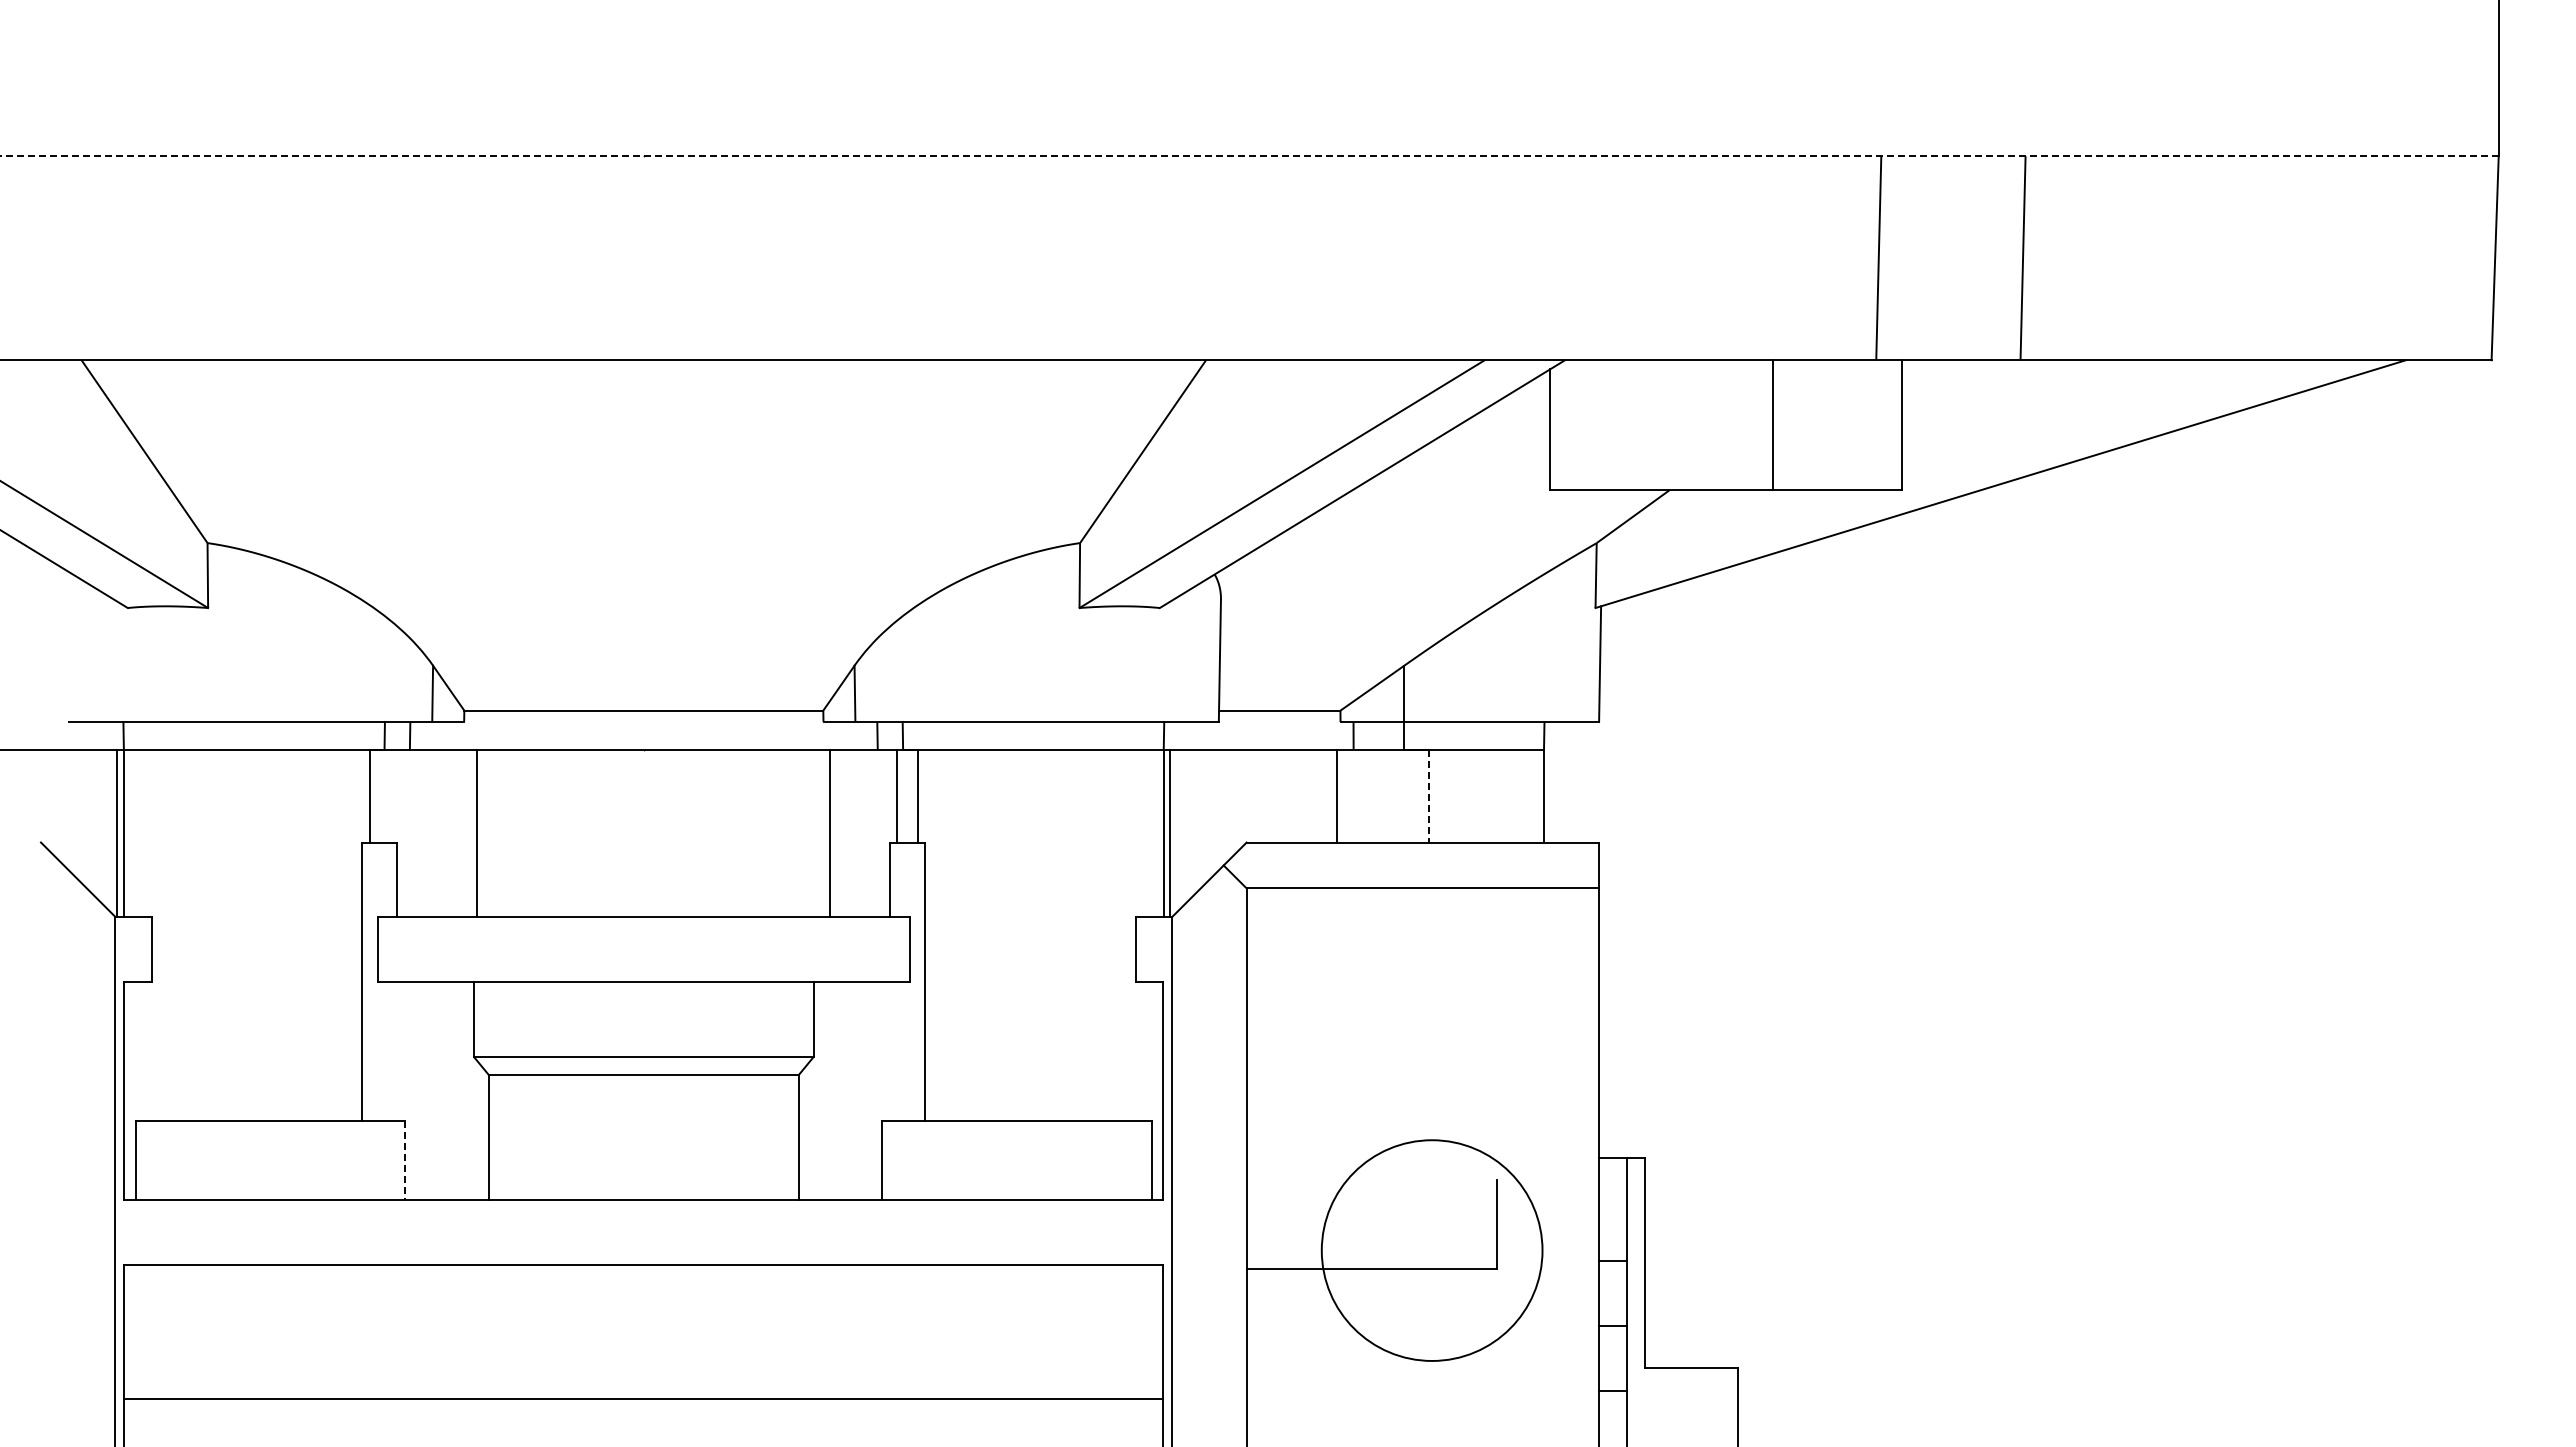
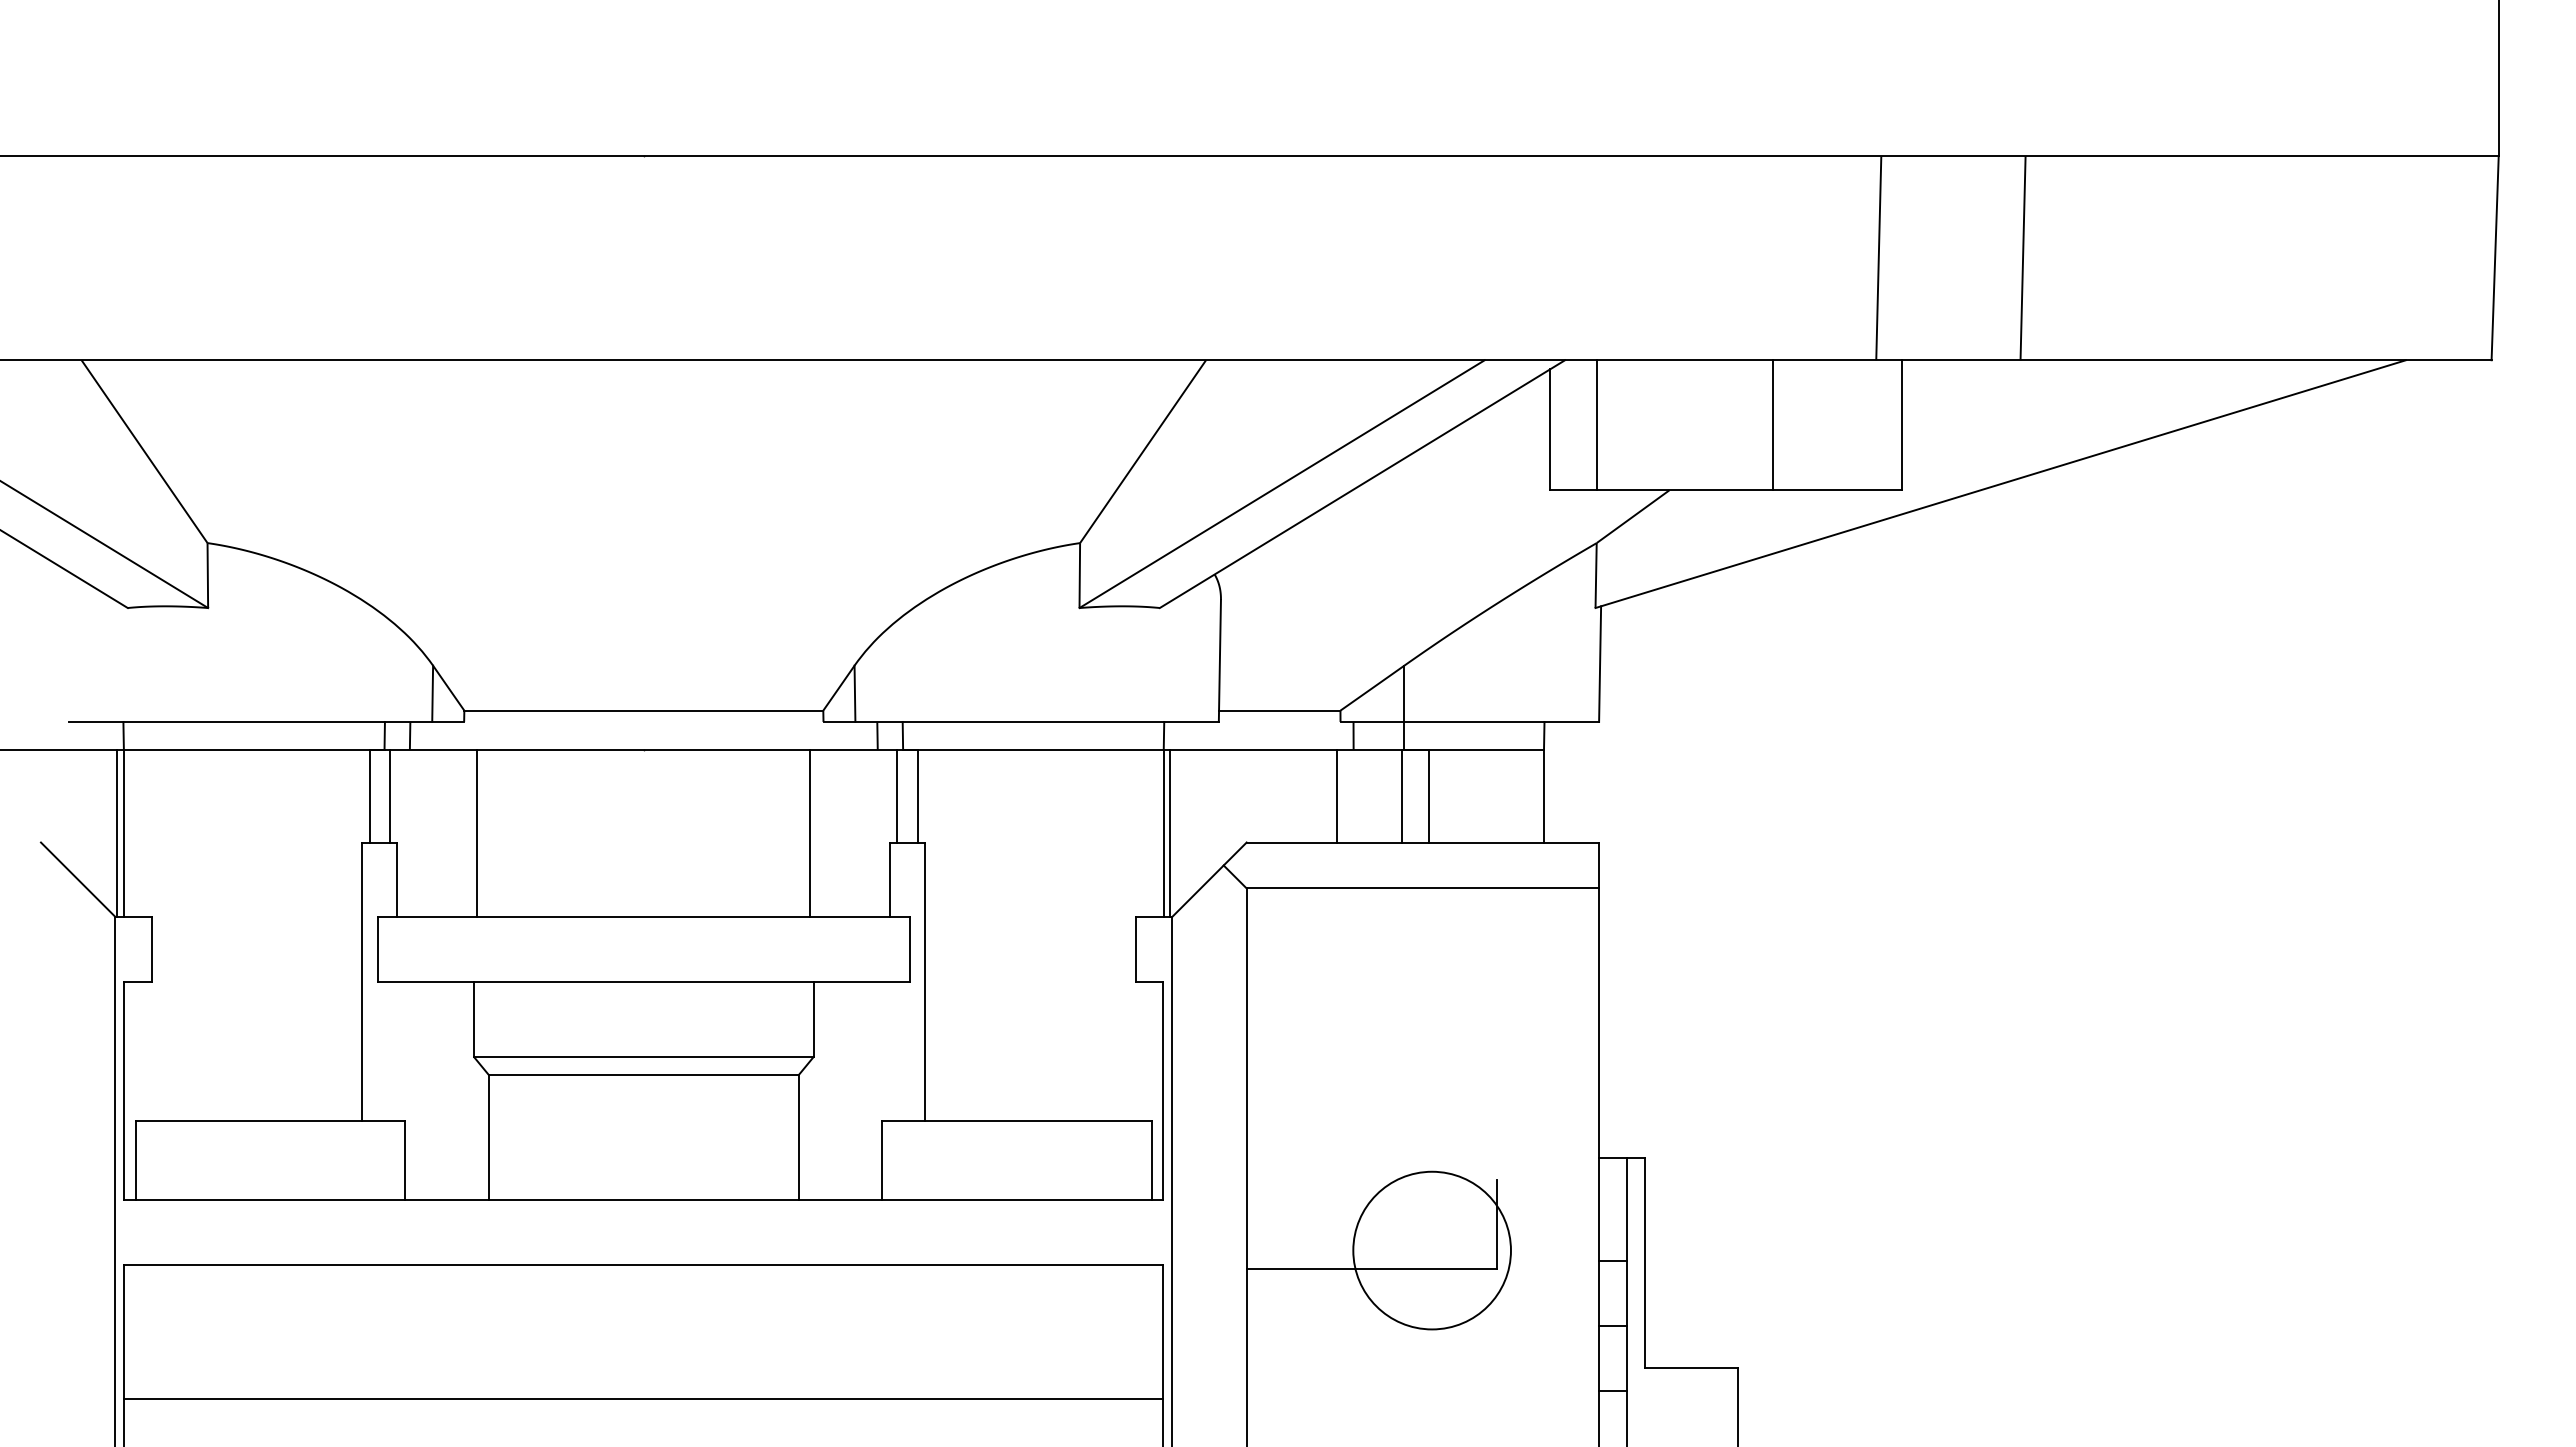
line: dashed -> solid (1249, 156)
line: none -> present (1597, 425)
line: none -> present (390, 795)
line: none -> present (1401, 795)
line: dashed -> solid (1429, 796)
line position: (830, 832) -> (810, 832) (810, 832)
line: dashed -> solid (405, 1160)
circle diameter: 221 px -> 158 px (1431, 1250)
